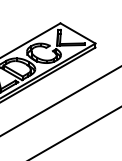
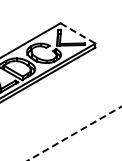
line: solid -> dashed (78, 33)
line: present -> none (60, 100)
line: solid -> dashed (74, 133)
